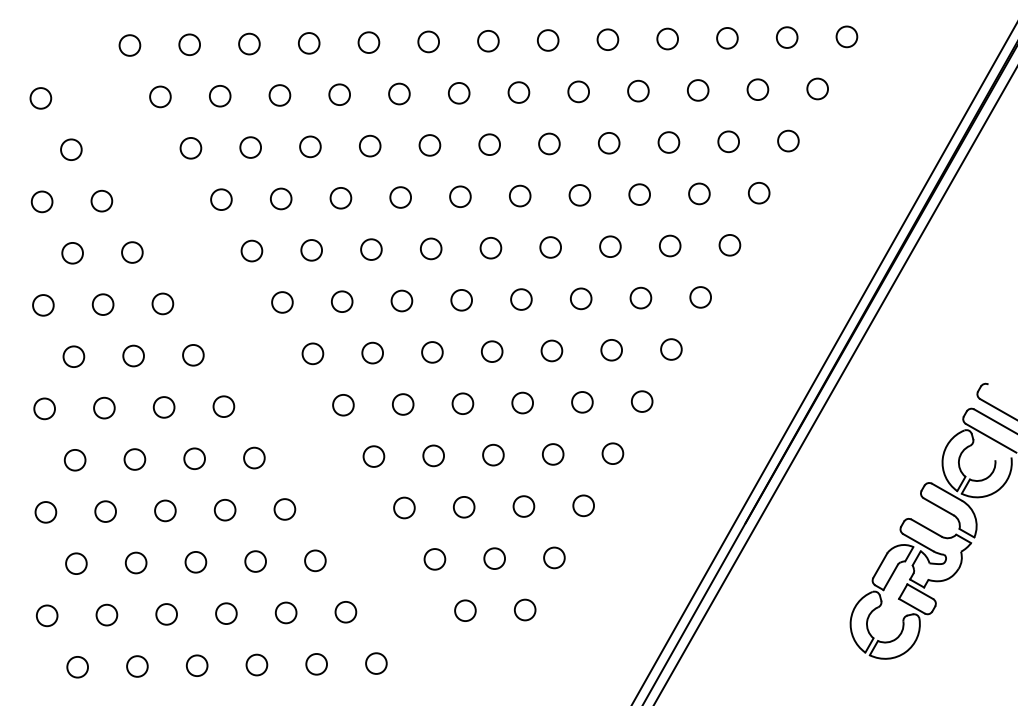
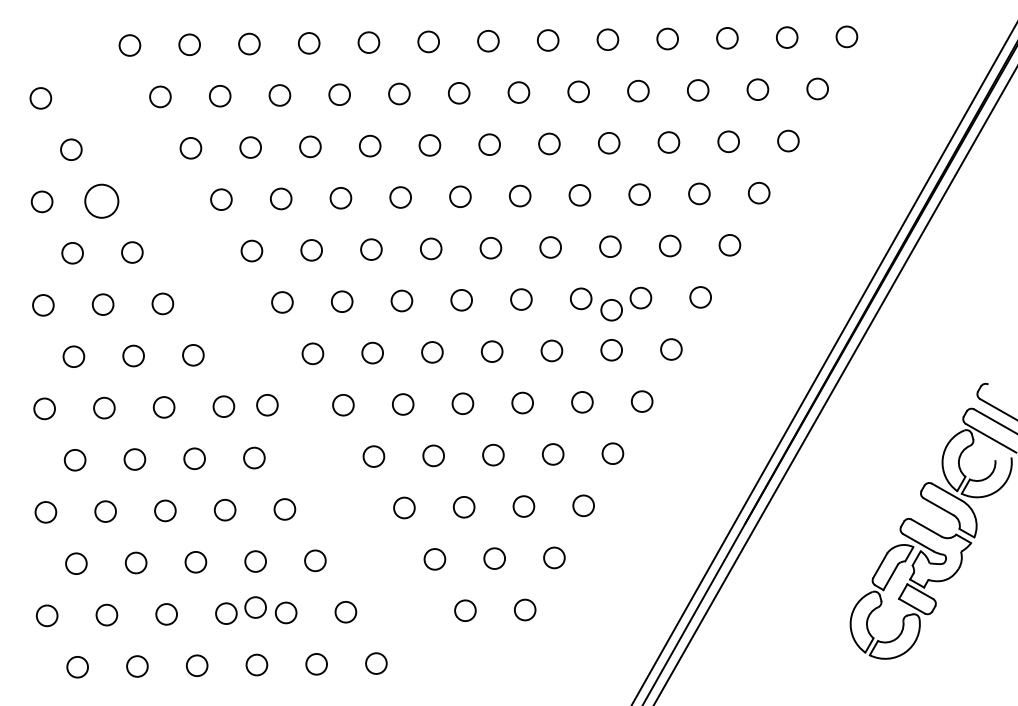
circle size: 24x24 px -> 36x36 px (101, 200)
circle: none -> present (611, 310)
circle: none -> present (267, 405)
circle: none -> present (255, 607)
